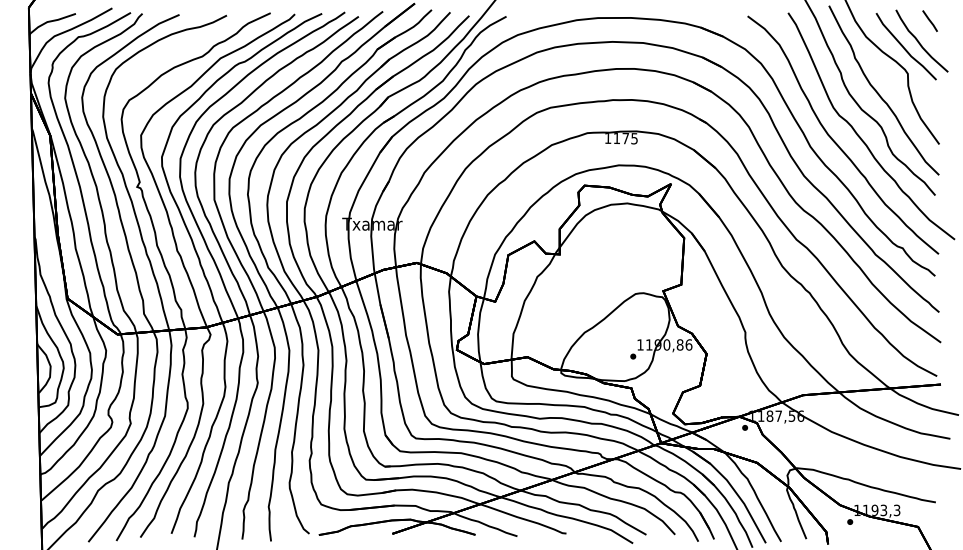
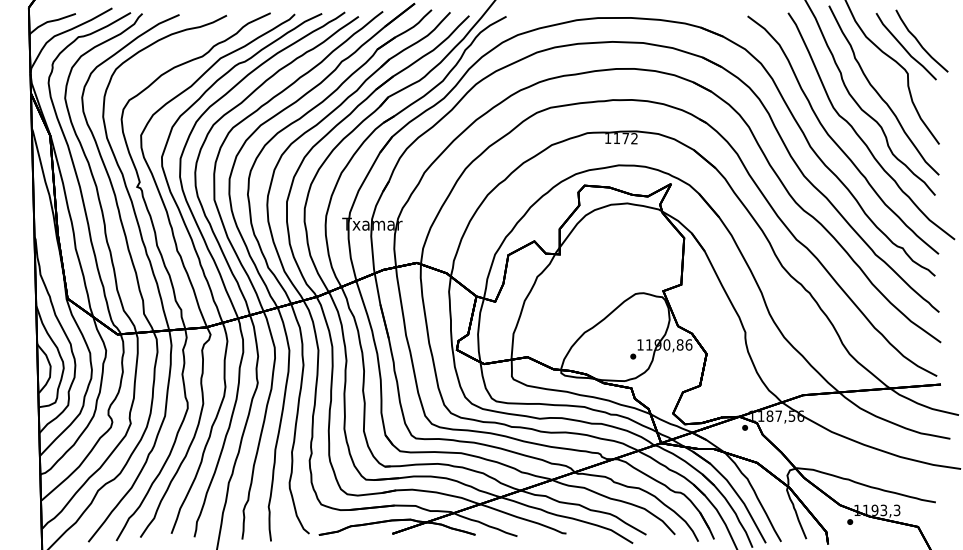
line: present -> none (929, 20)
text: 1175 -> 1172 (634, 138)
